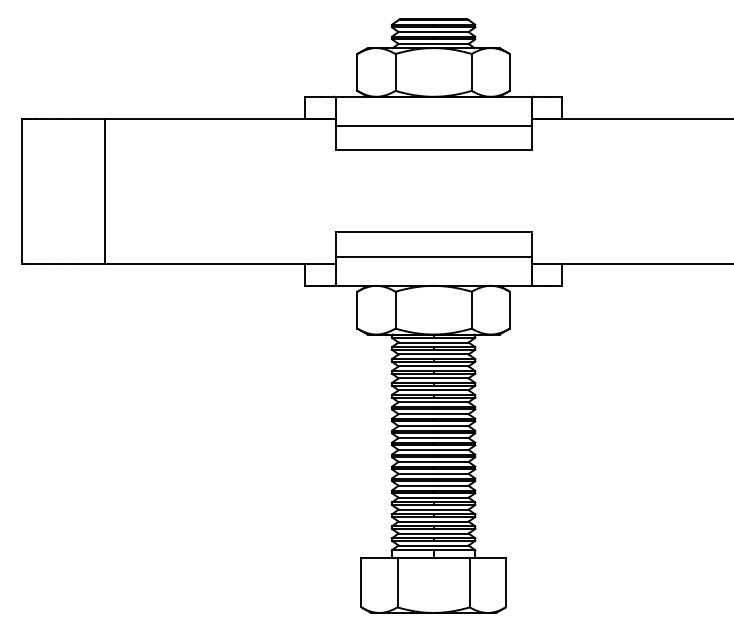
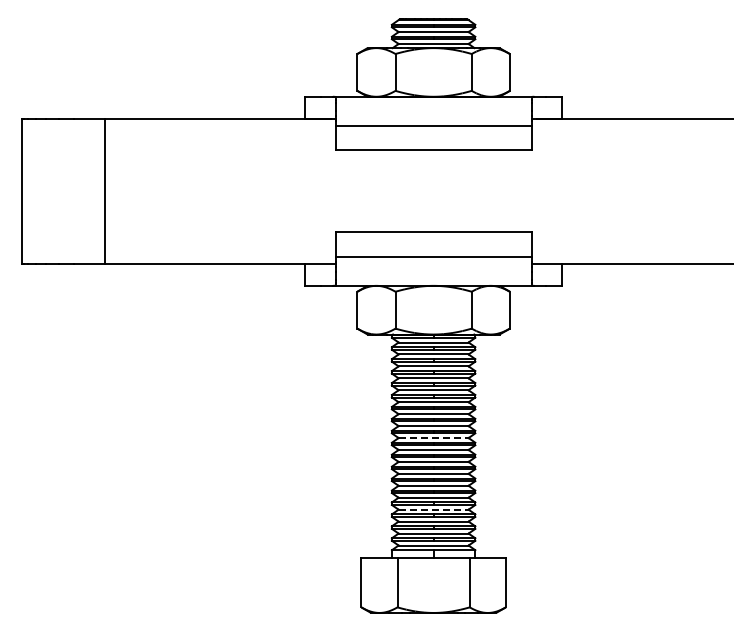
line: solid -> dashed (434, 438)
line: solid -> dashed (434, 509)
